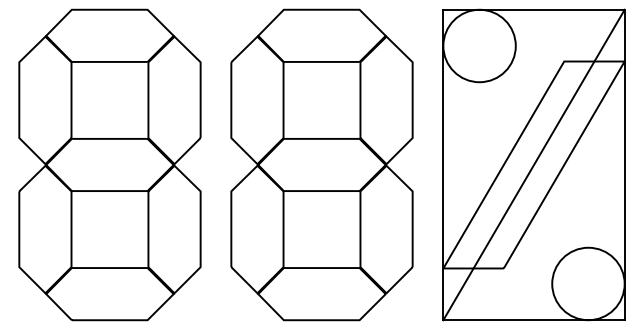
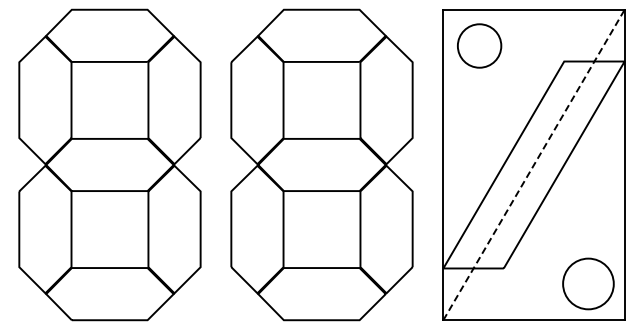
circle diameter: 72 px -> 43 px (479, 45)
line: solid -> dashed (534, 165)
circle diameter: 72 px -> 51 px (588, 283)
